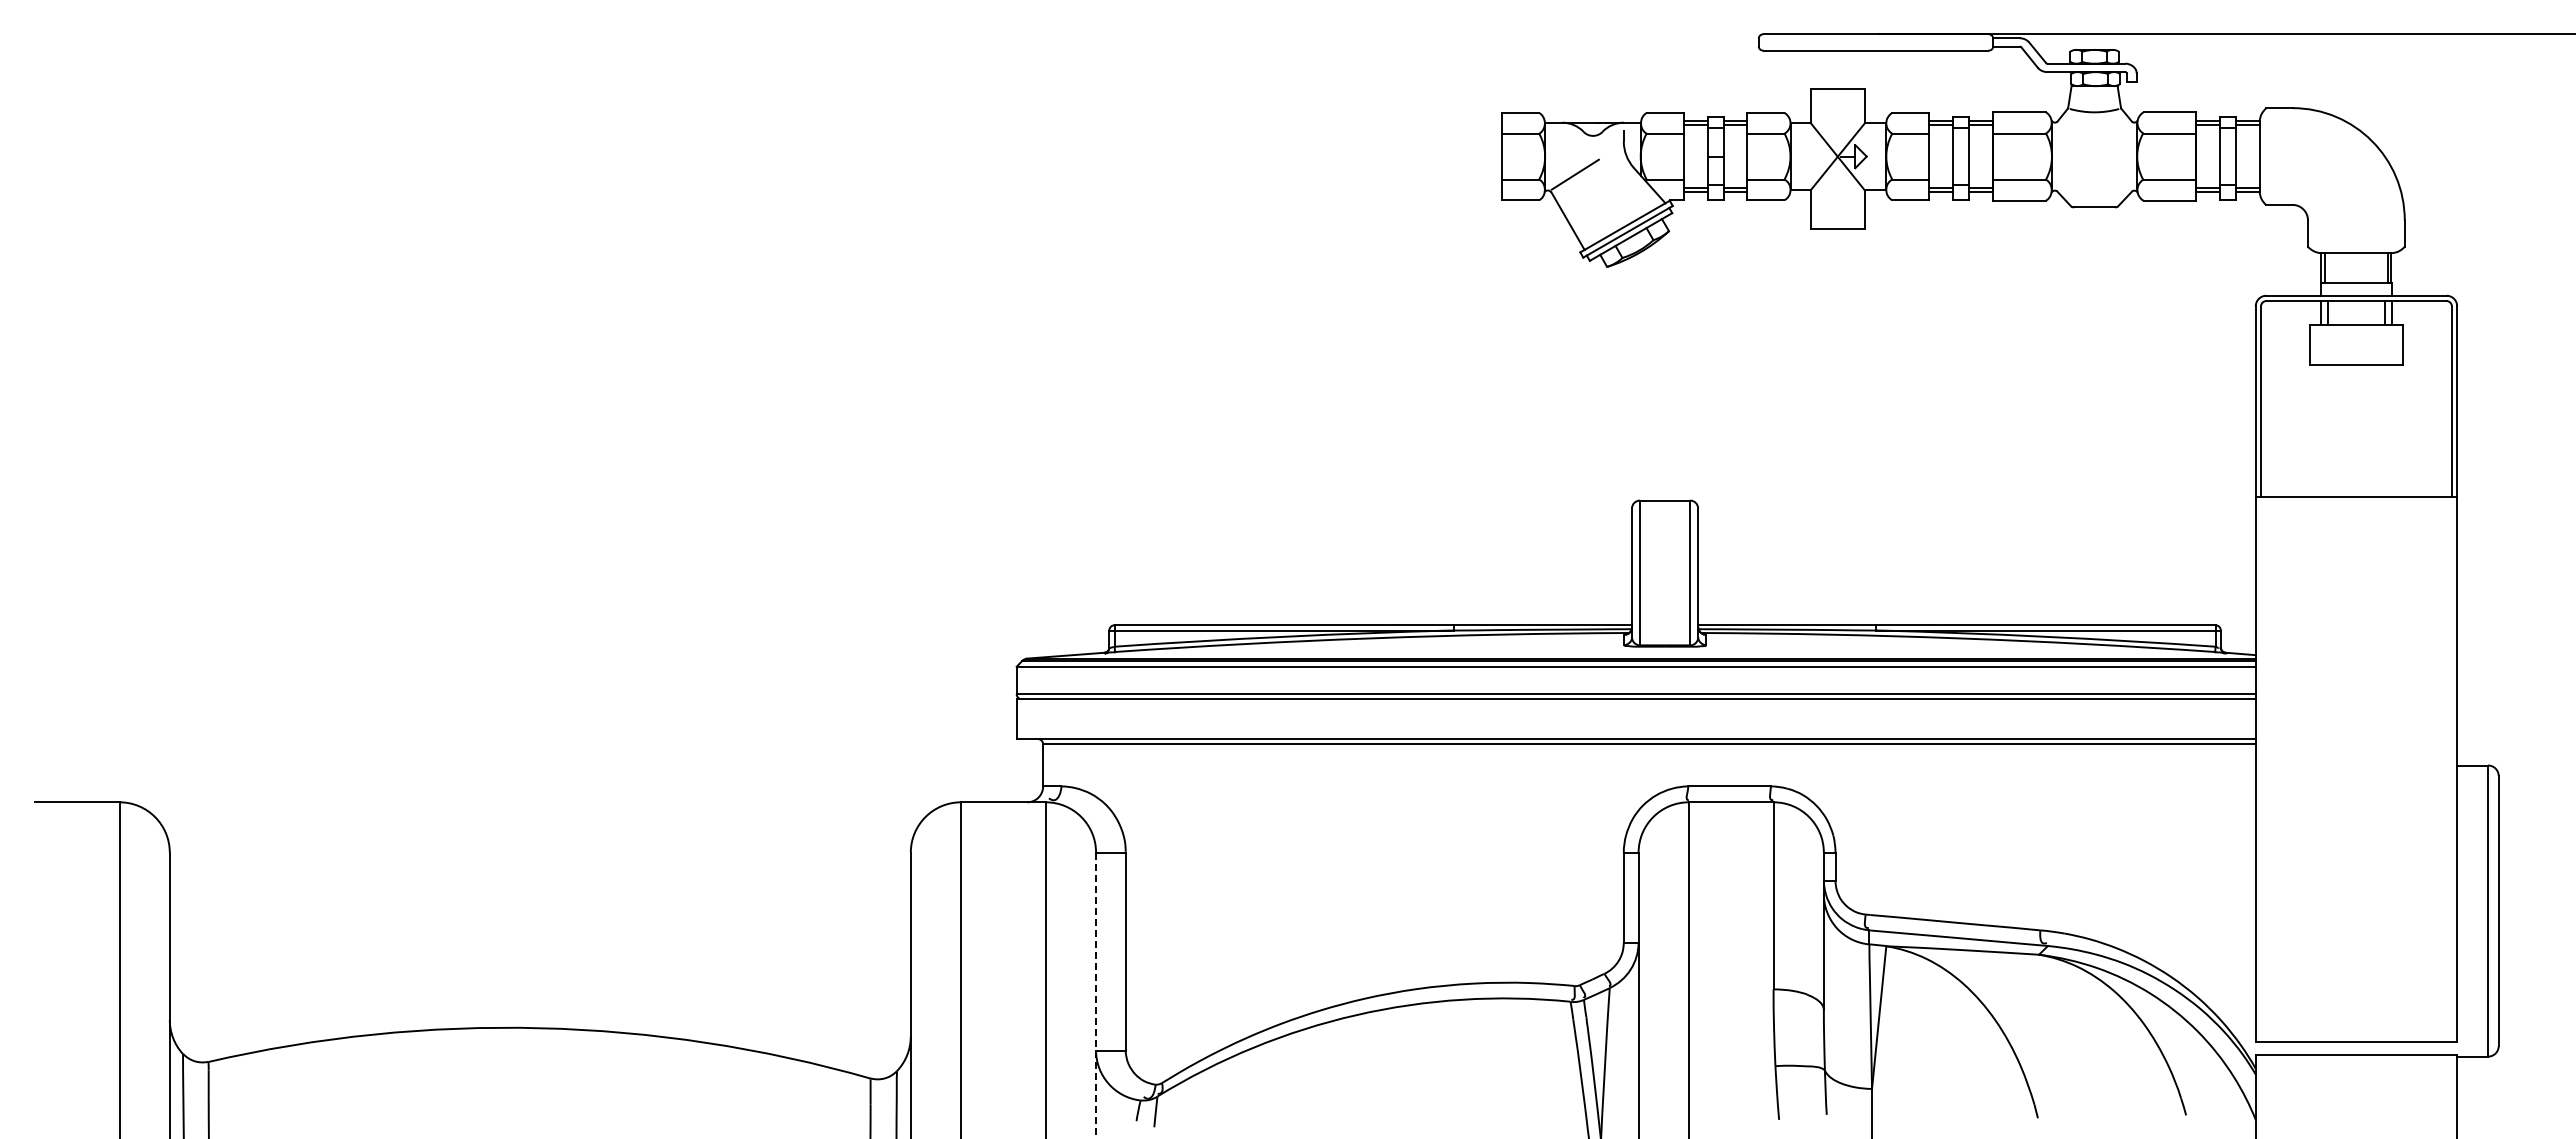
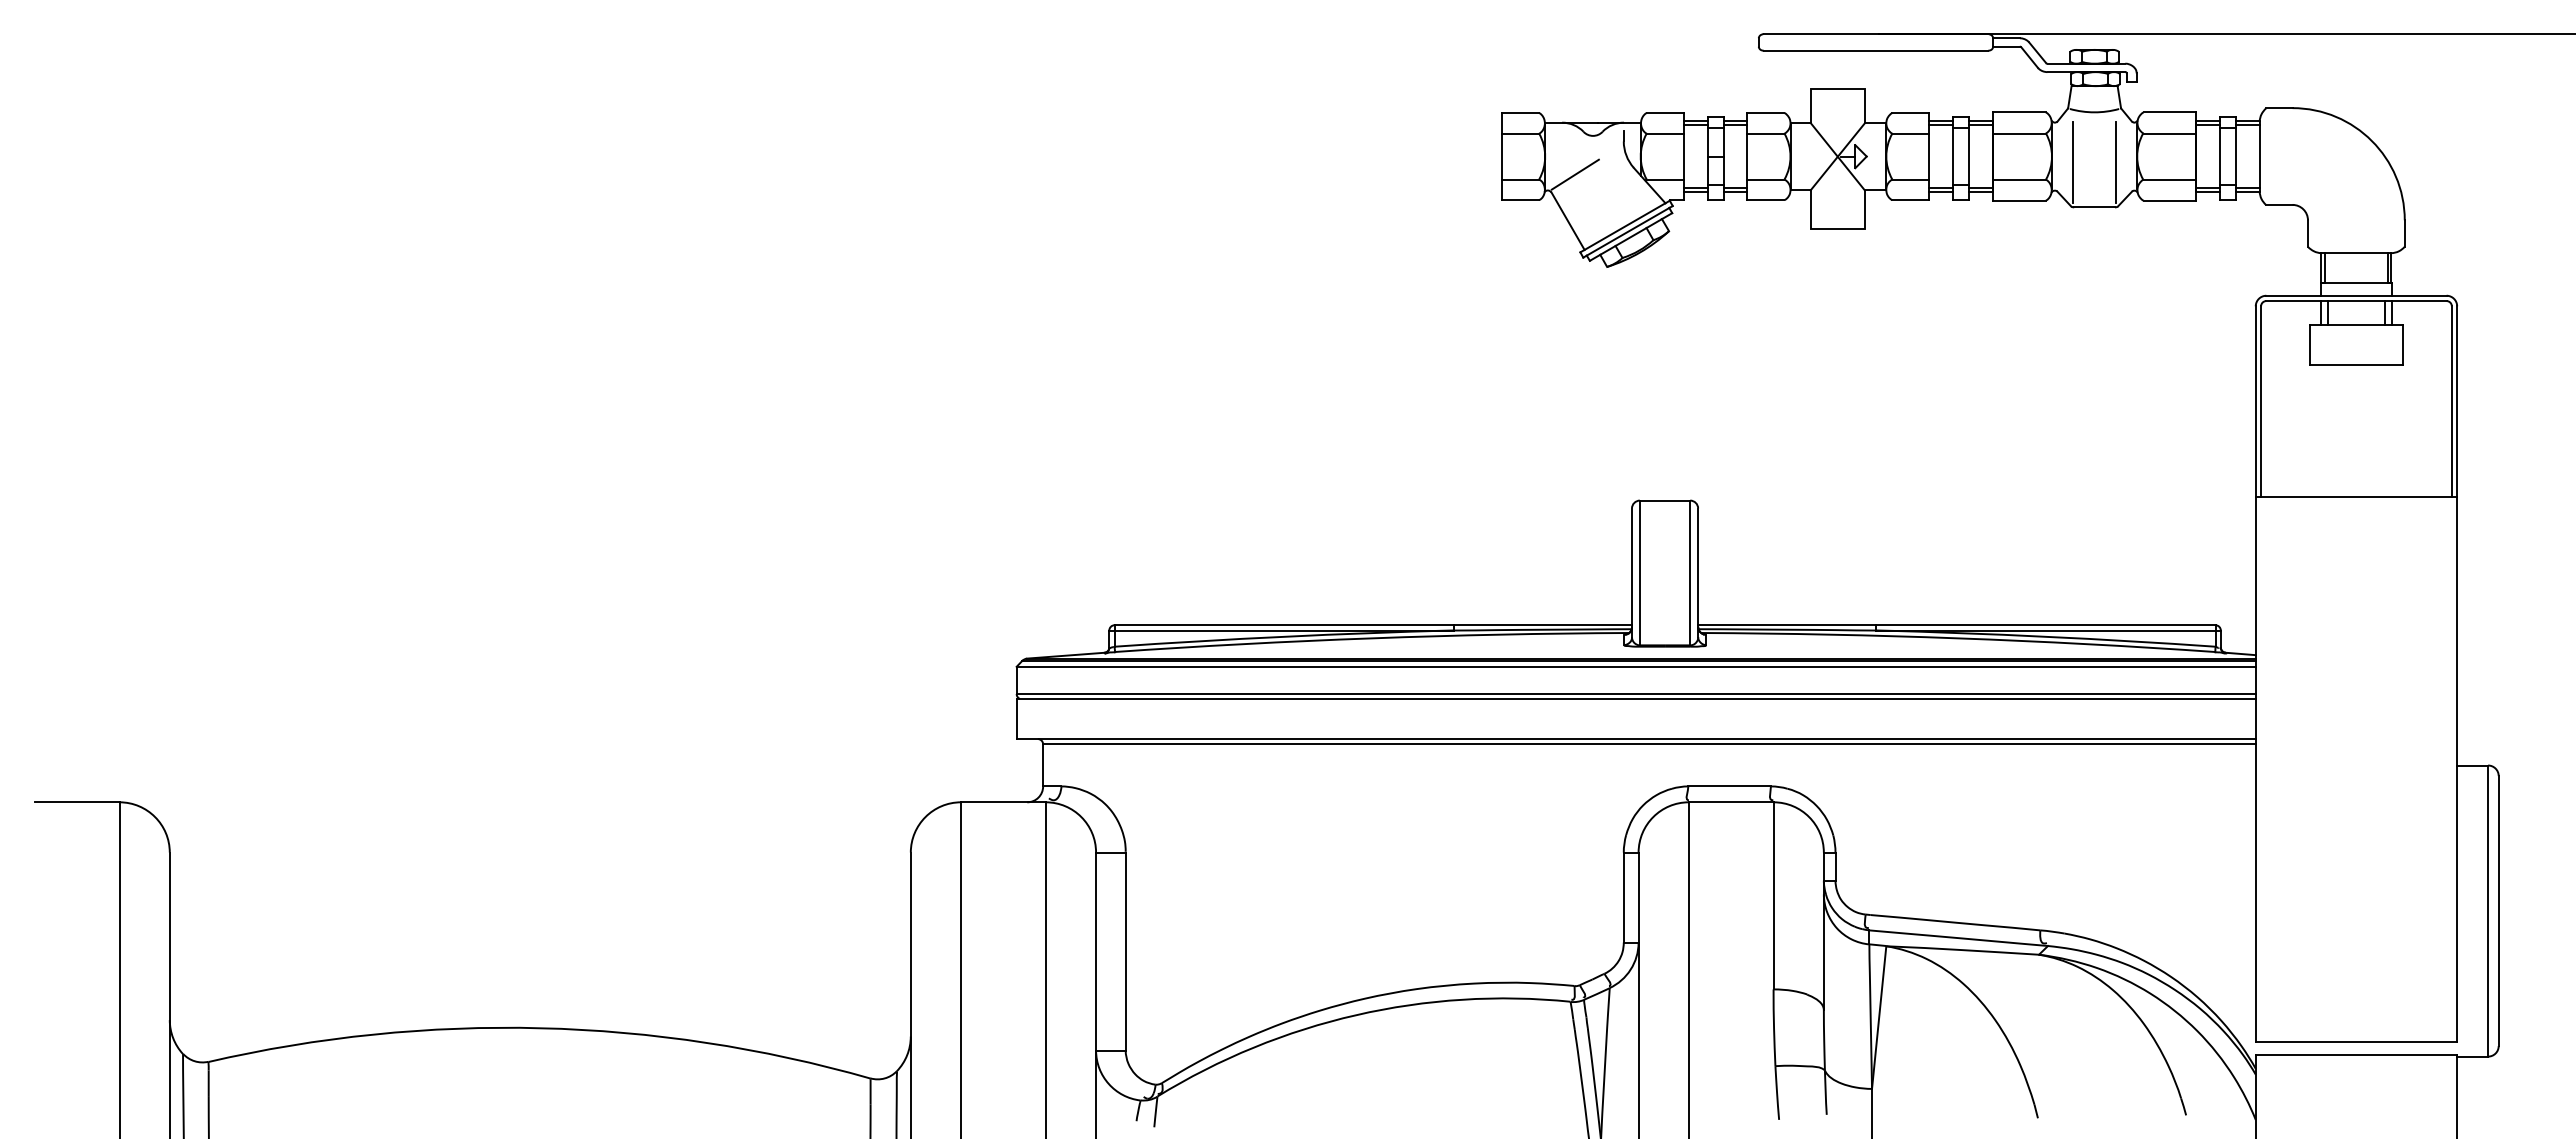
line: none -> present (2072, 161)
line: none -> present (2116, 161)
line: dashed -> solid (1096, 995)
